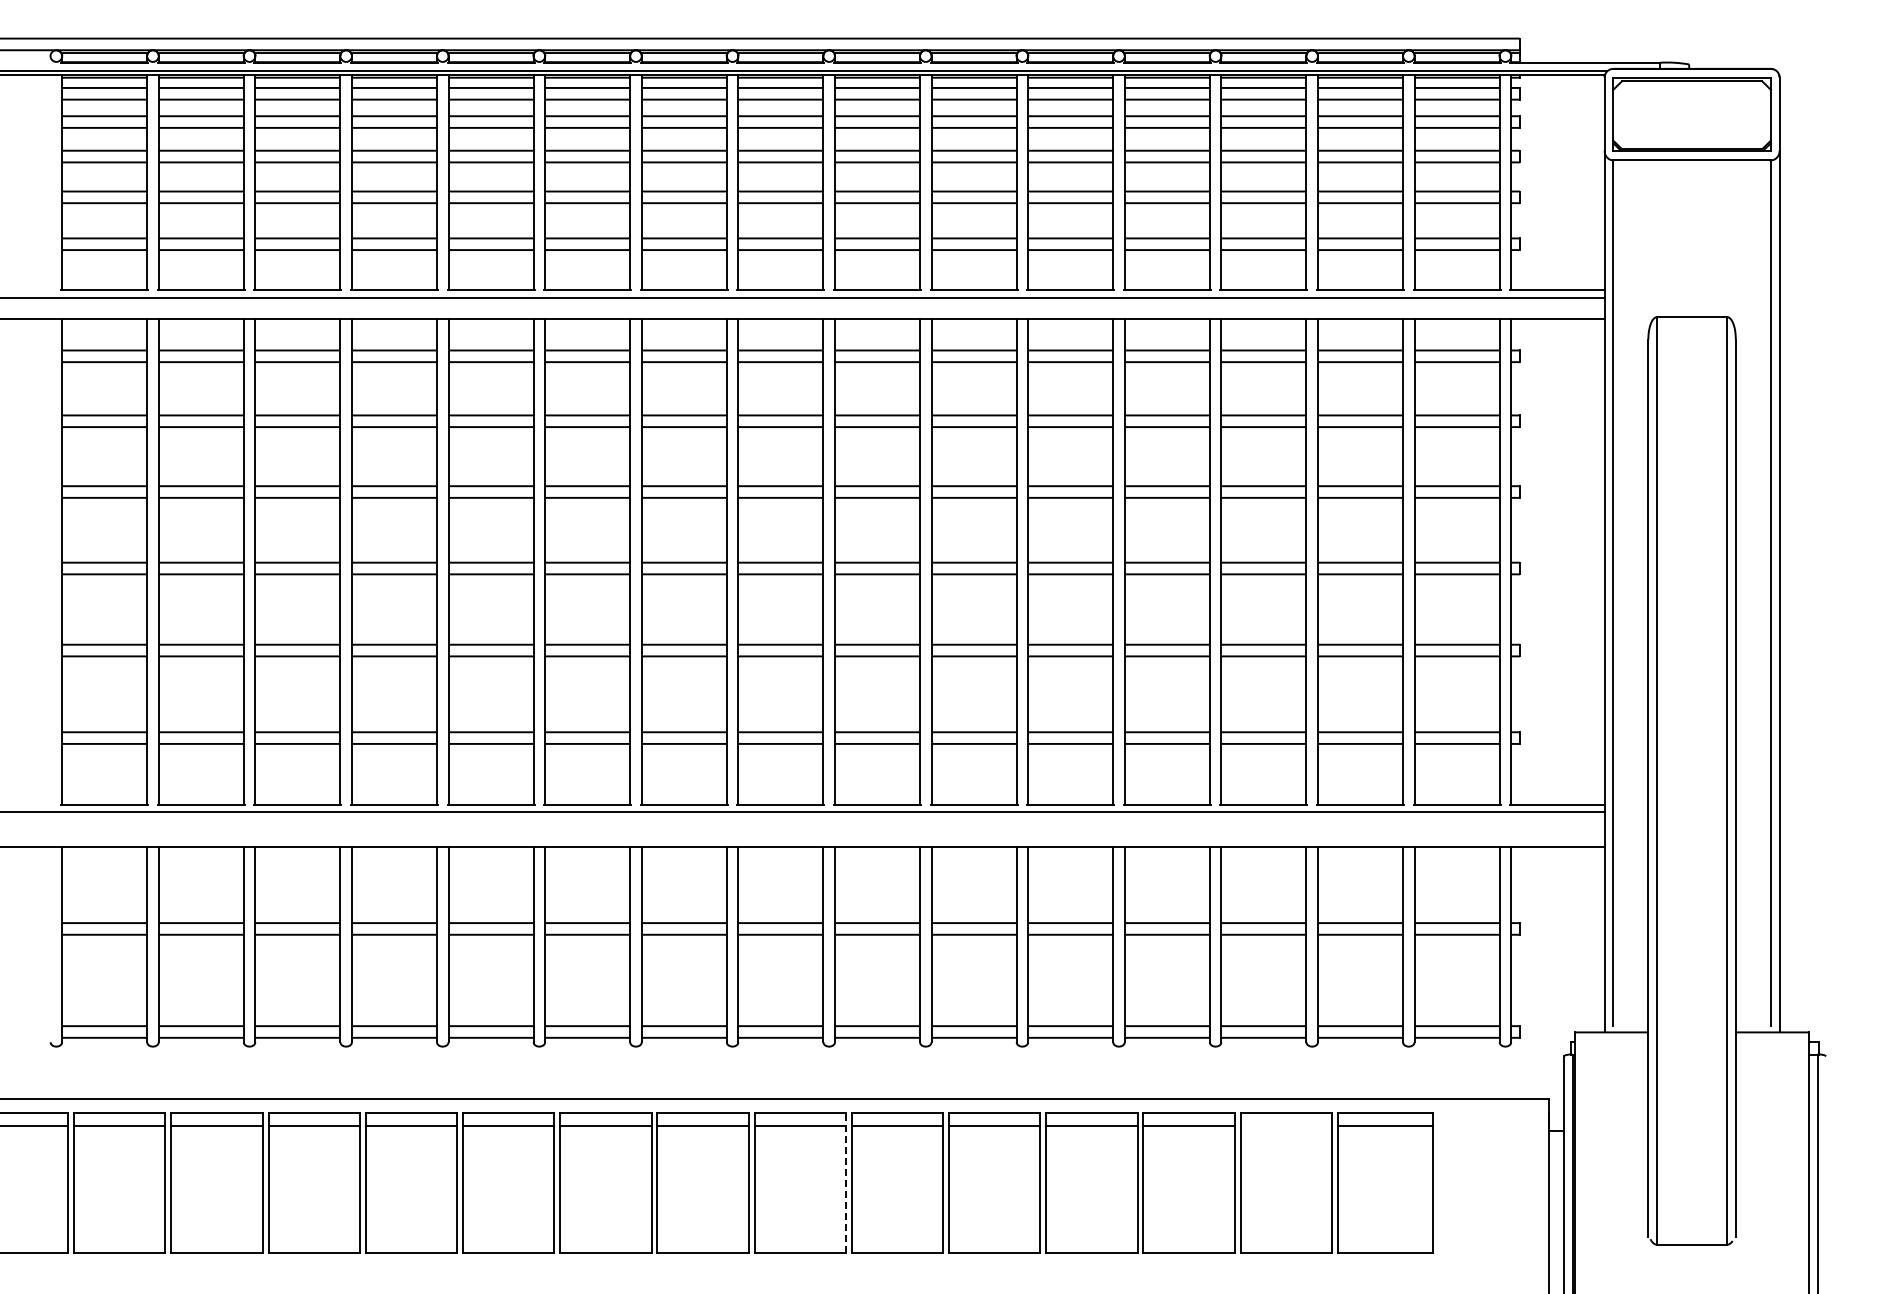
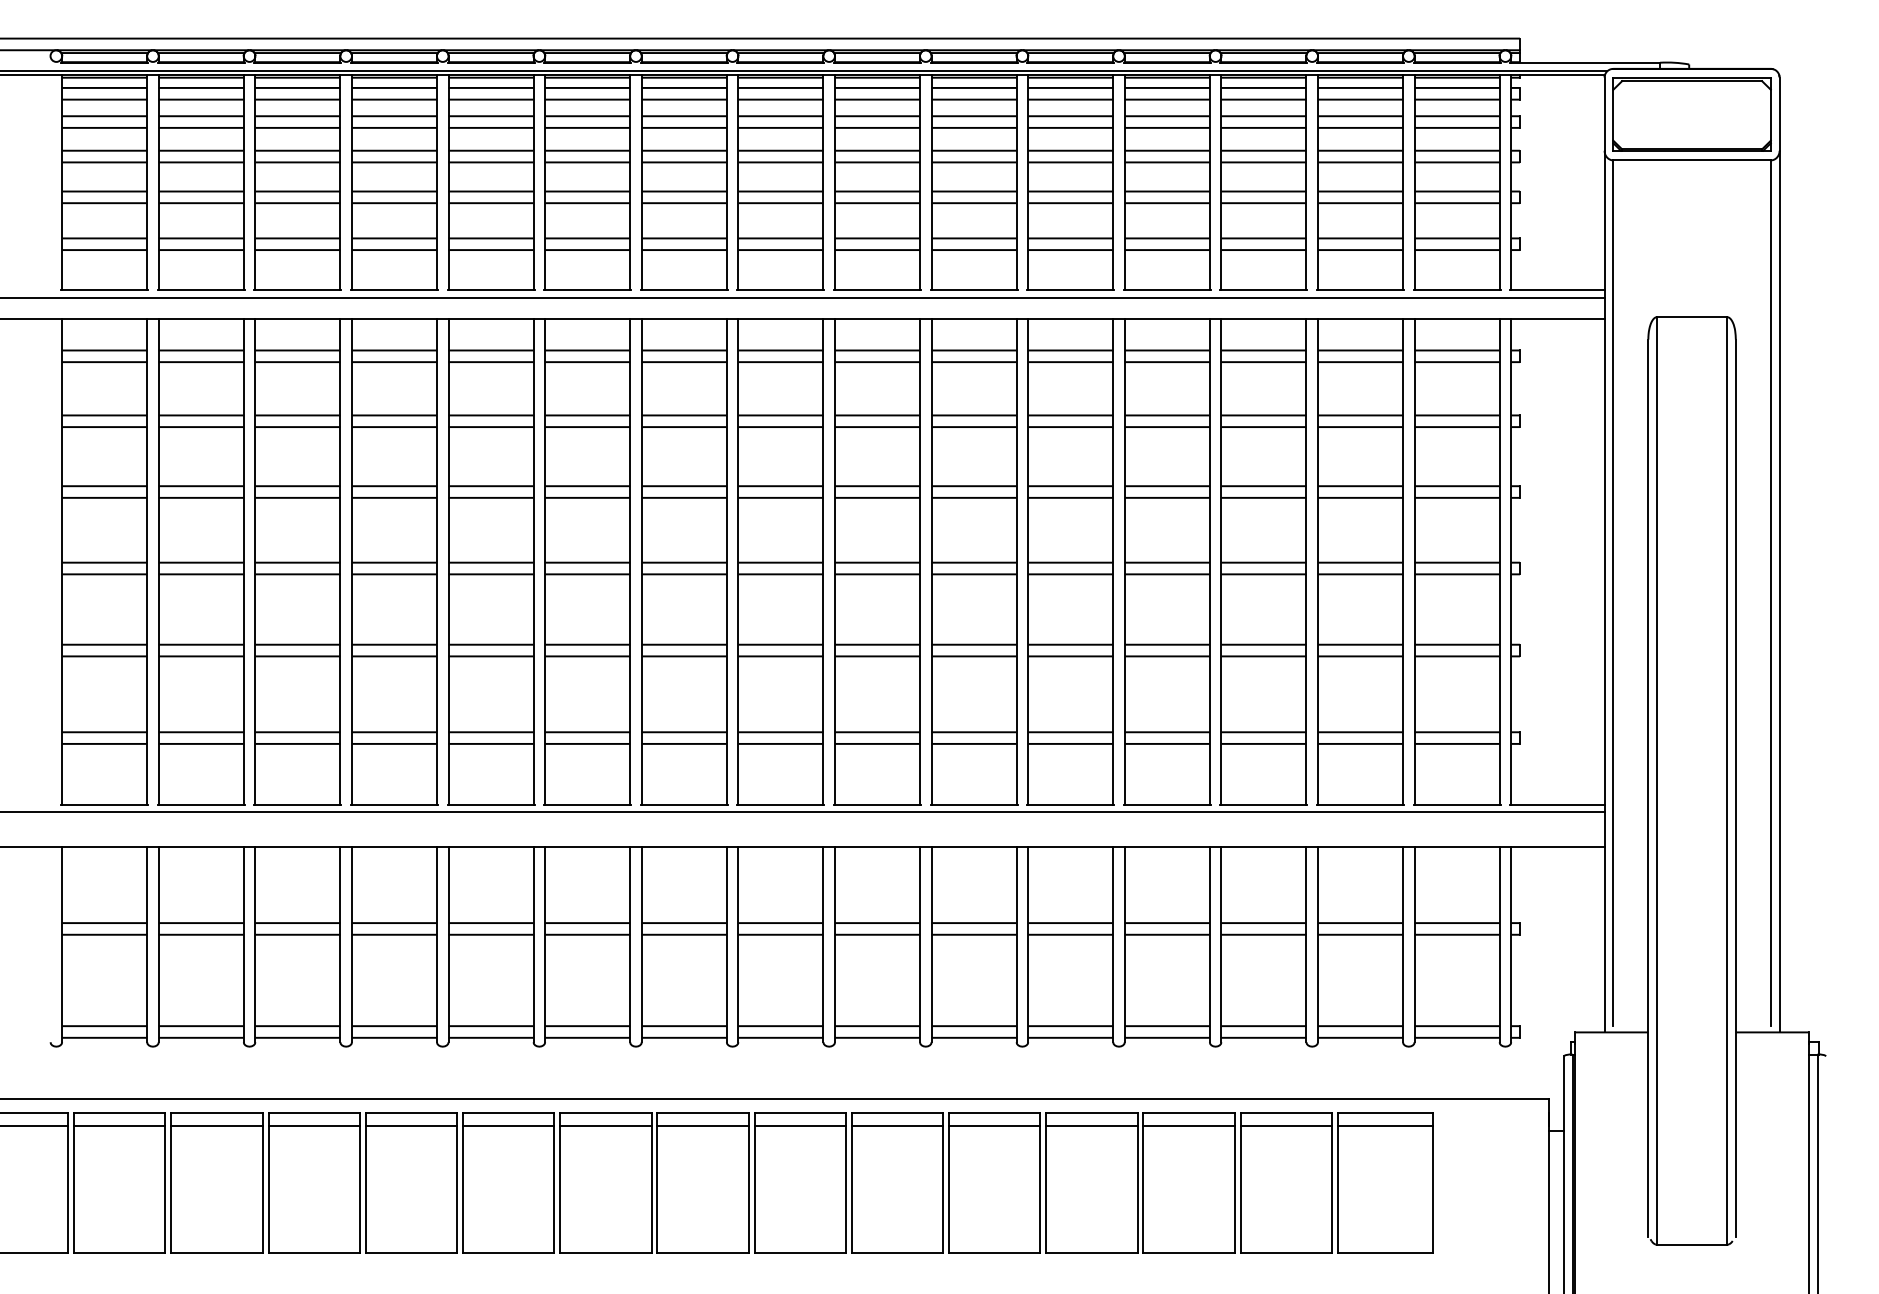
line: none -> present (1286, 1125)
line: dashed -> solid (846, 1182)
